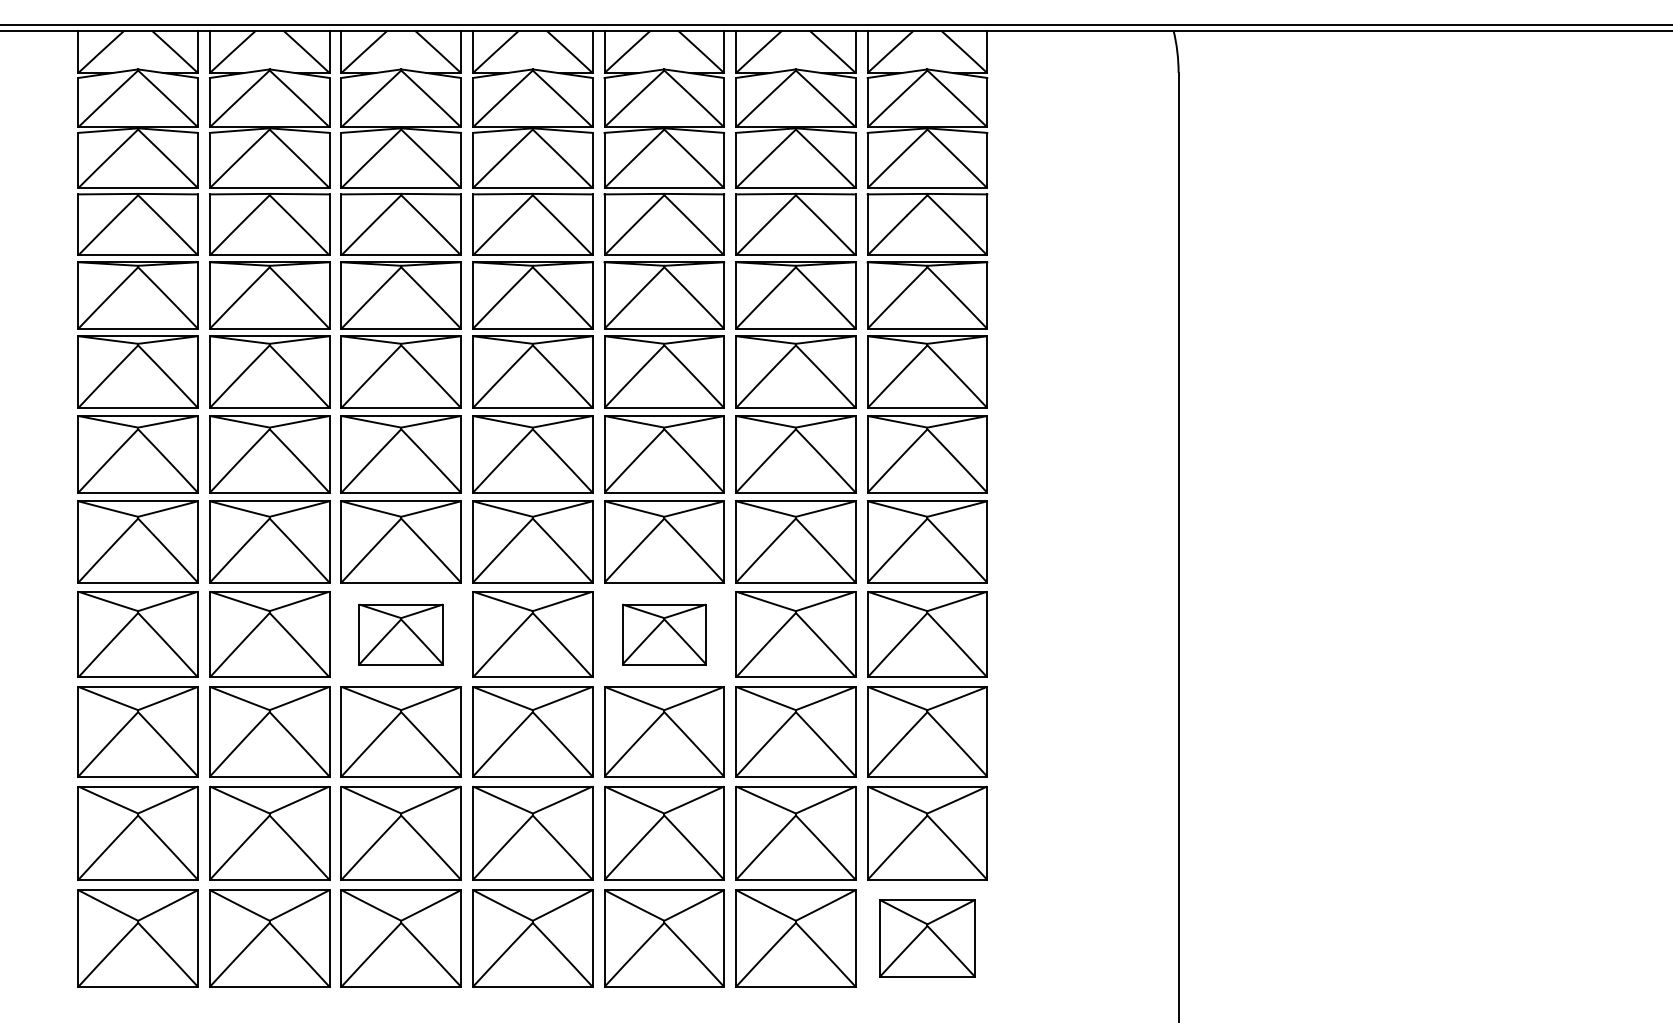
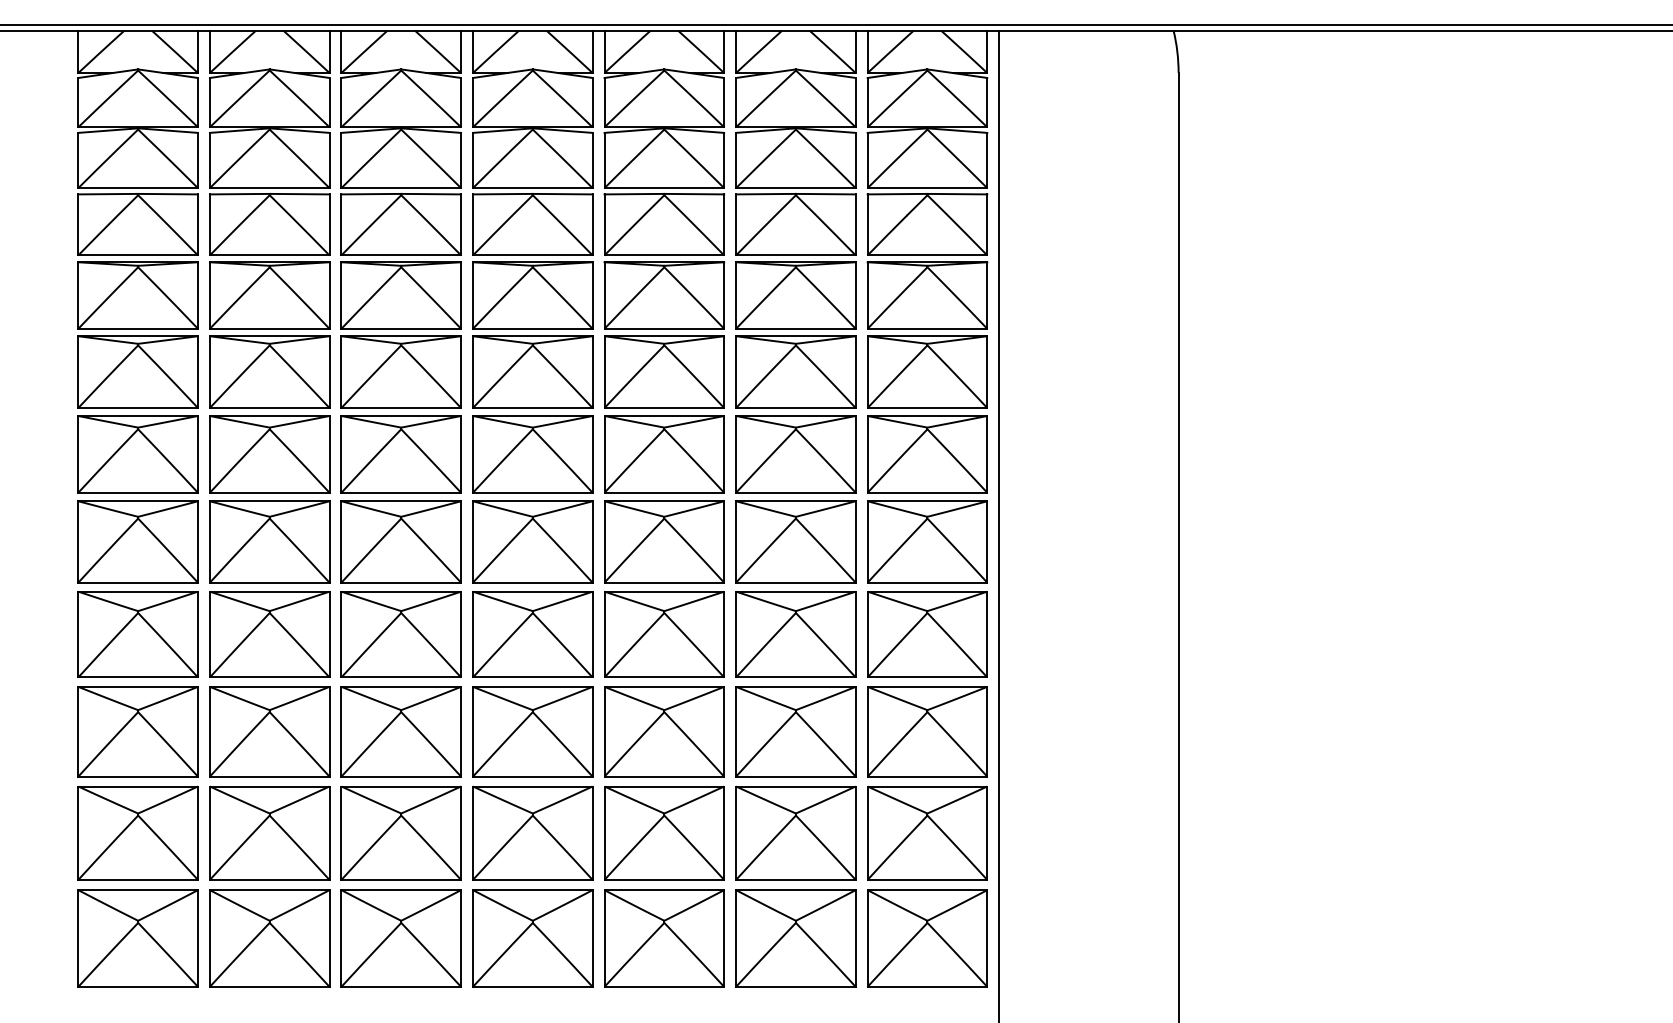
line: none -> present (999, 524)
part size: 86x63 px -> 122x87 px (400, 634)
part size: 85x63 px -> 121x87 px (664, 634)
part size: 97x79 px -> 121x99 px (927, 938)
